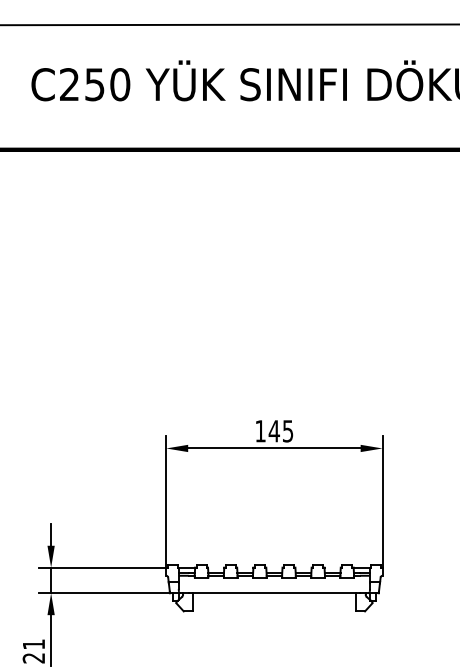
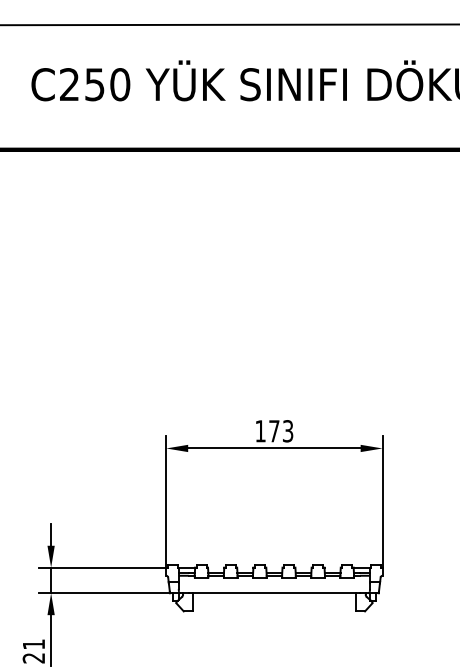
text: 145 -> 173 (280, 431)
